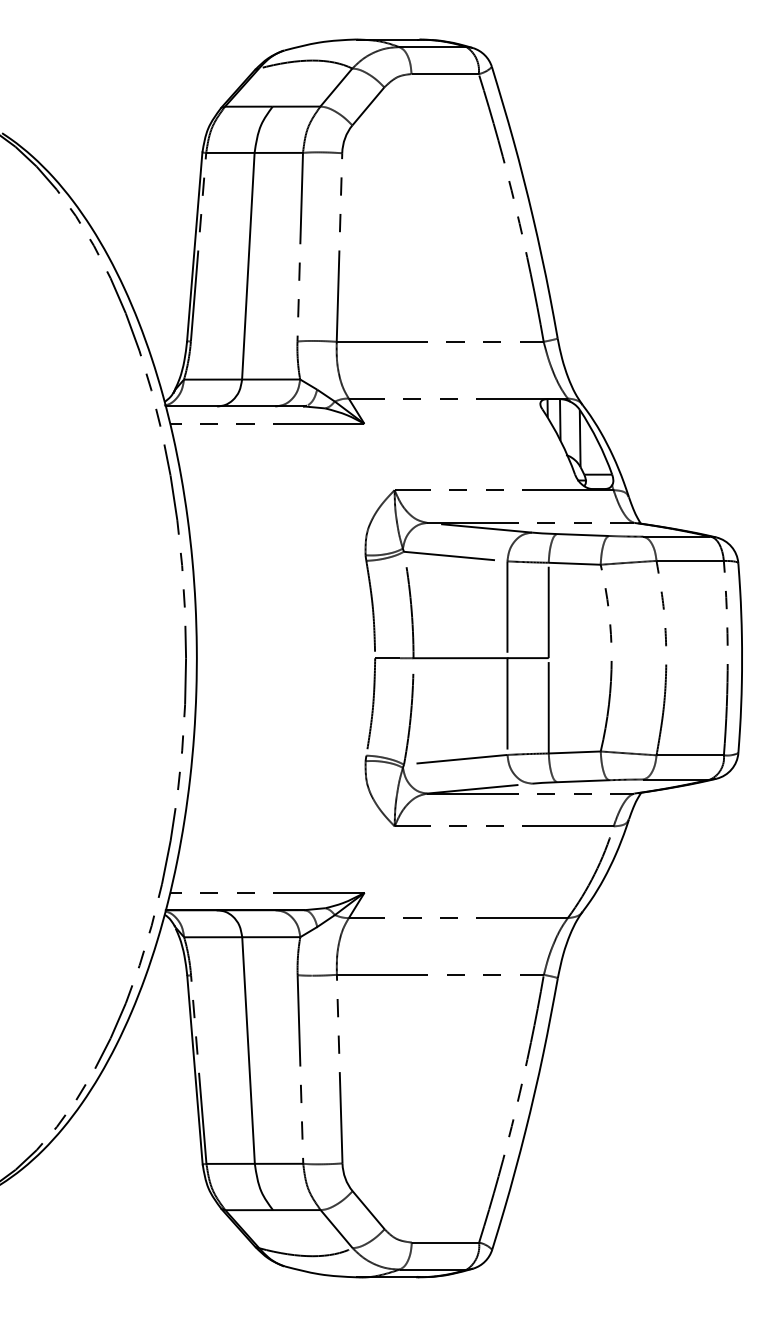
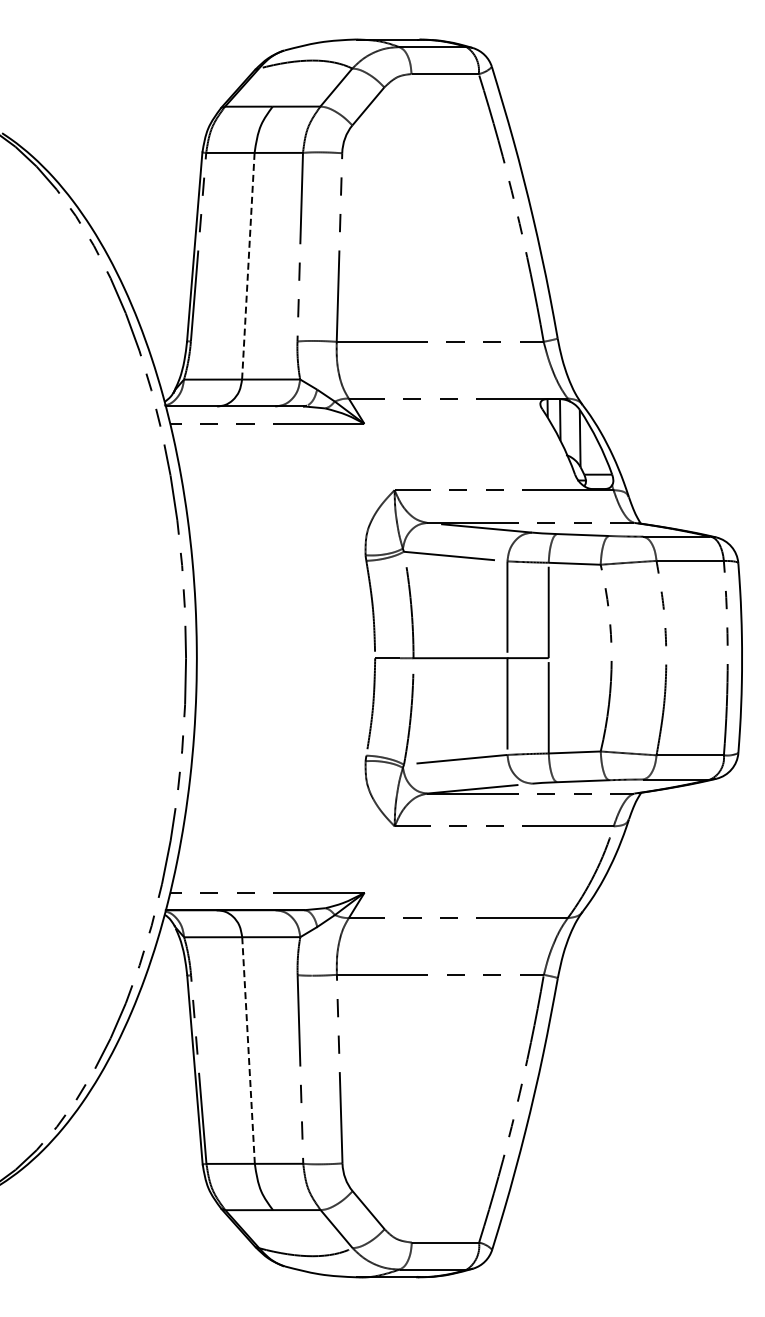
line: solid -> dashed (248, 265)
line: solid -> dashed (248, 1051)
